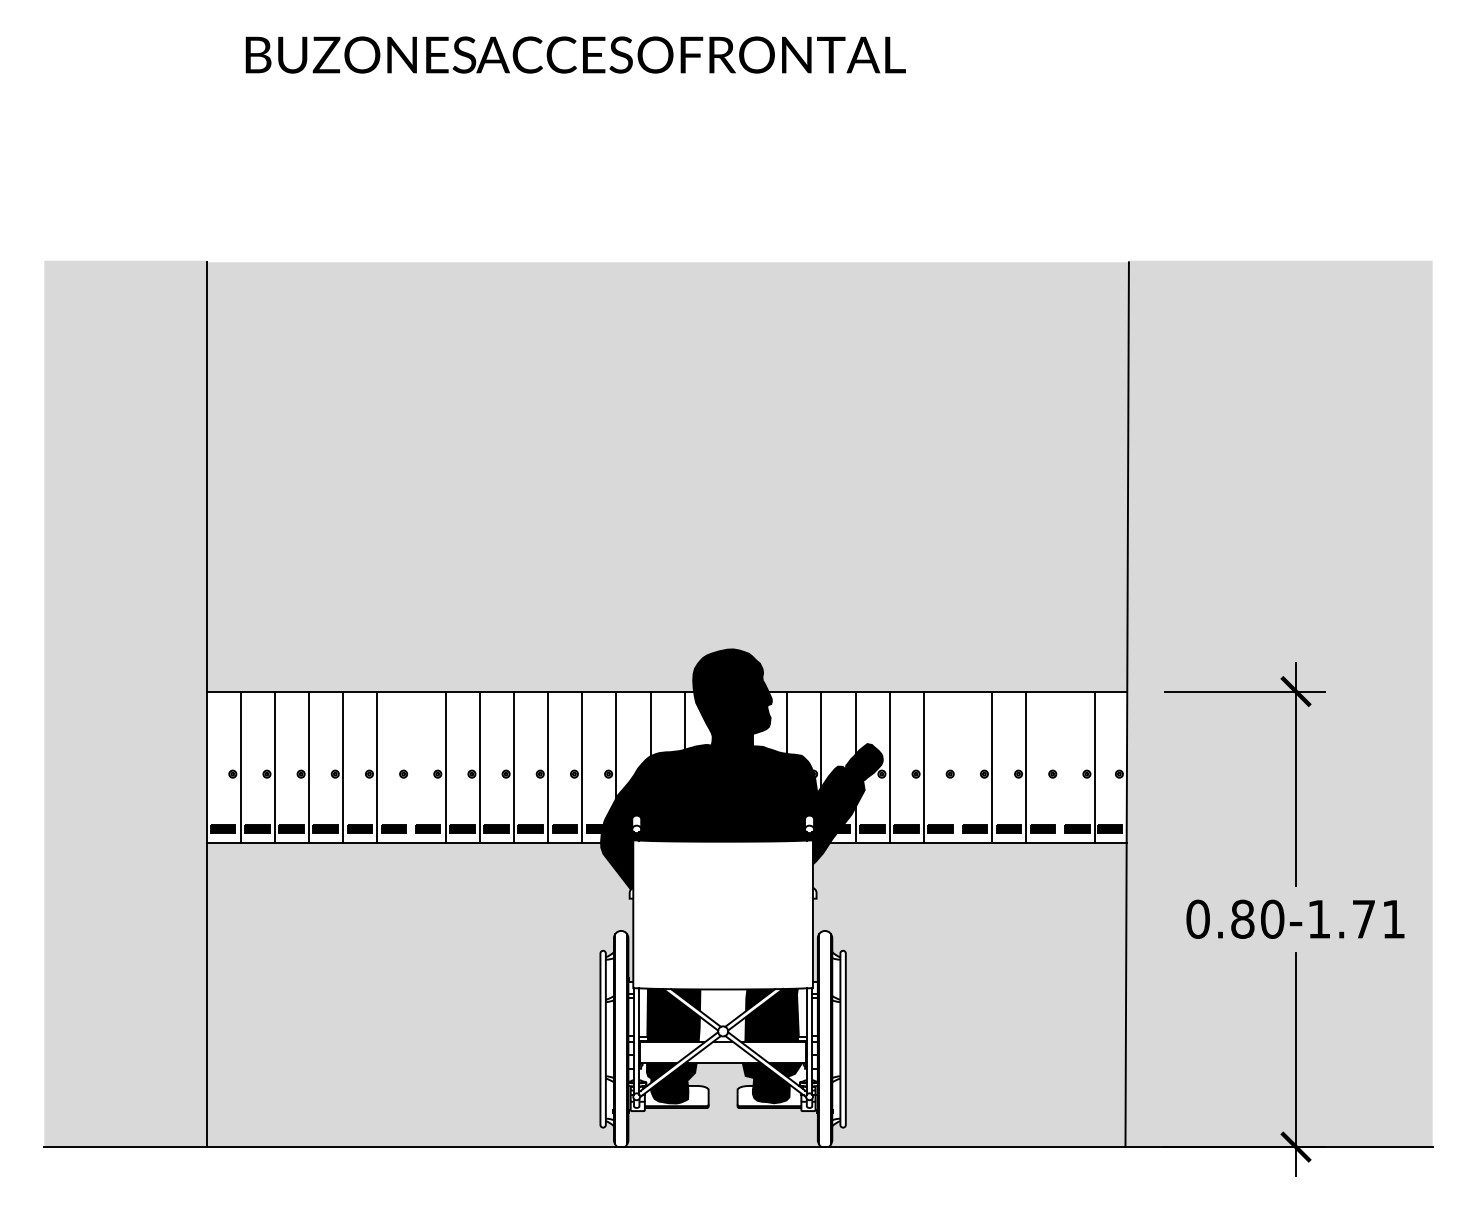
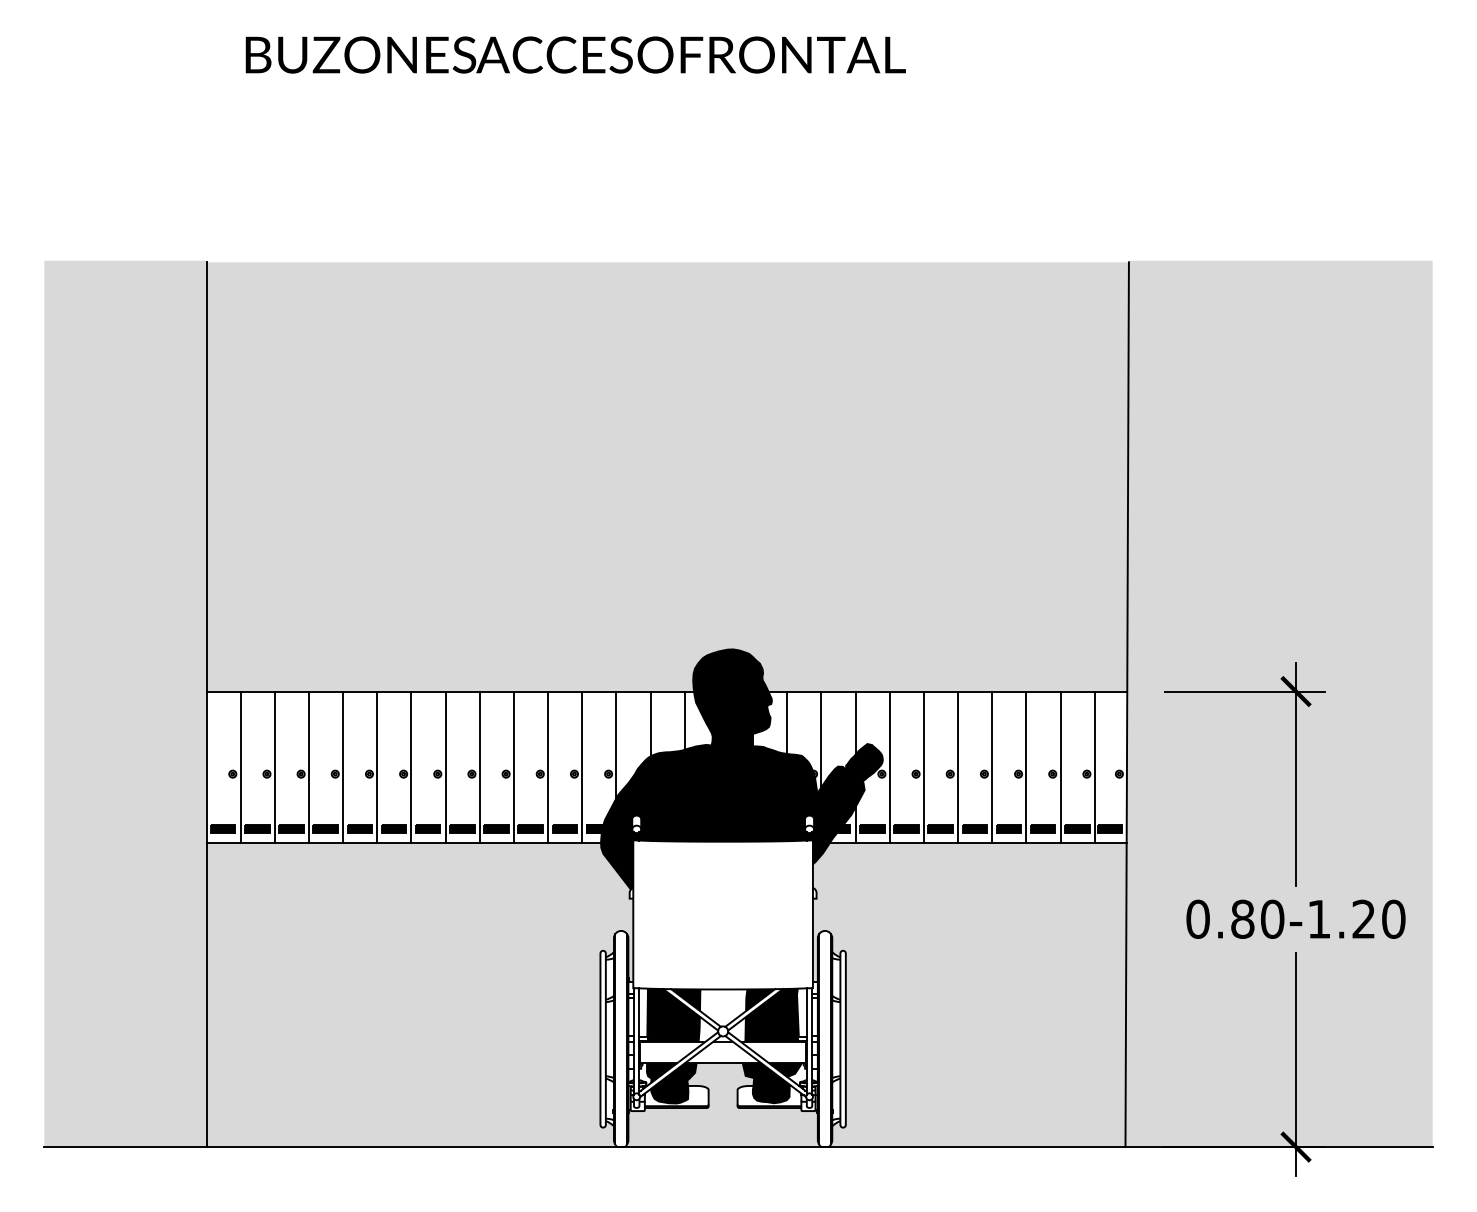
line: none -> present (411, 767)
line: none -> present (958, 767)
line: none -> present (1060, 767)
text: 0.80-1.71 -> 0.80-1.20 (1378, 918)
